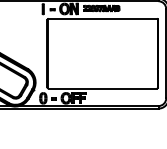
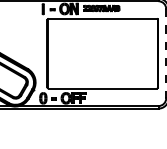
line: solid -> dashed (166, 53)
